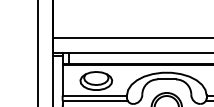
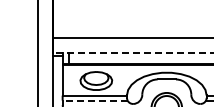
line: solid -> dashed (133, 53)
line: solid -> dashed (95, 100)
